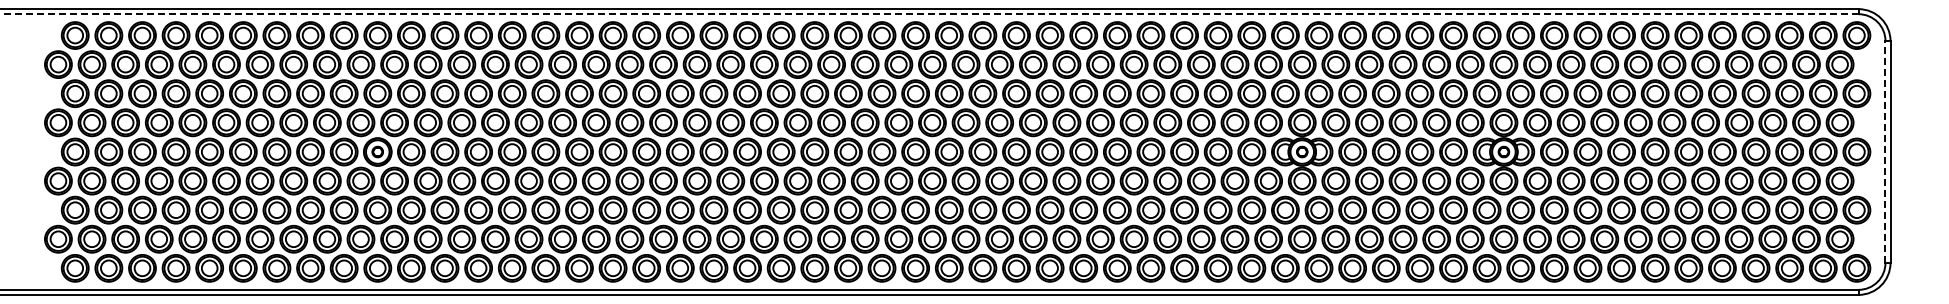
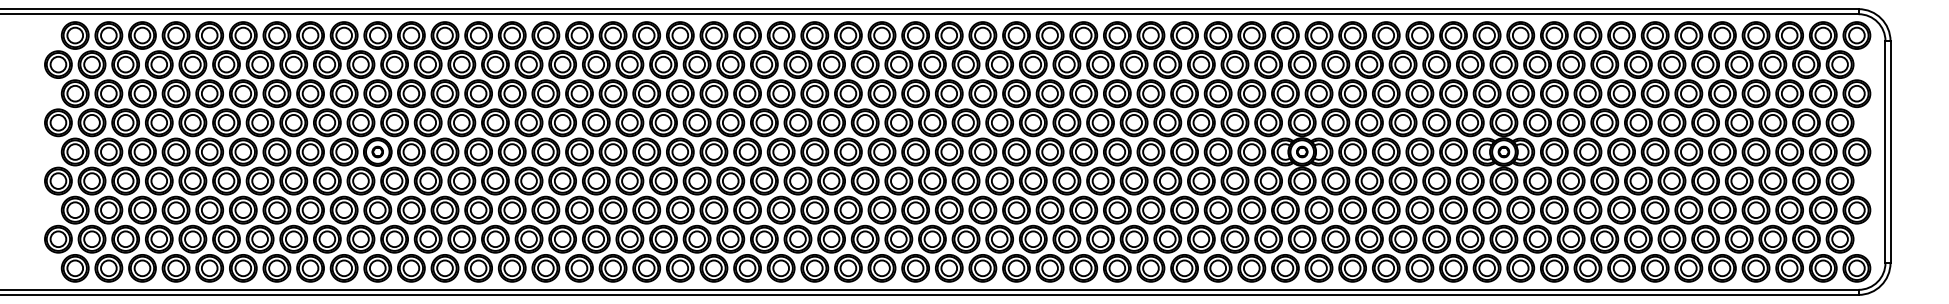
line: dashed -> solid (929, 14)
line: dashed -> solid (1885, 152)
